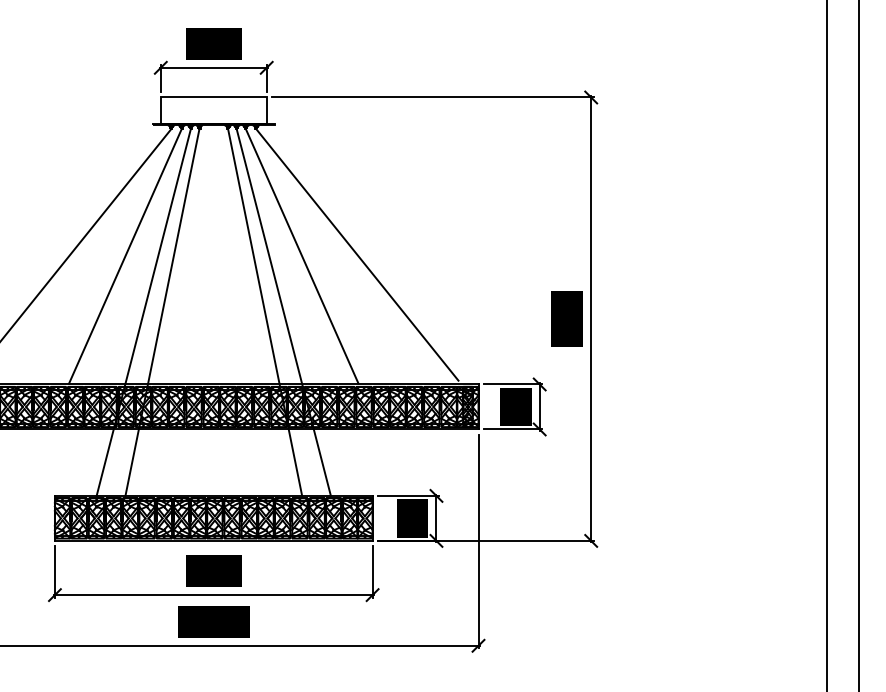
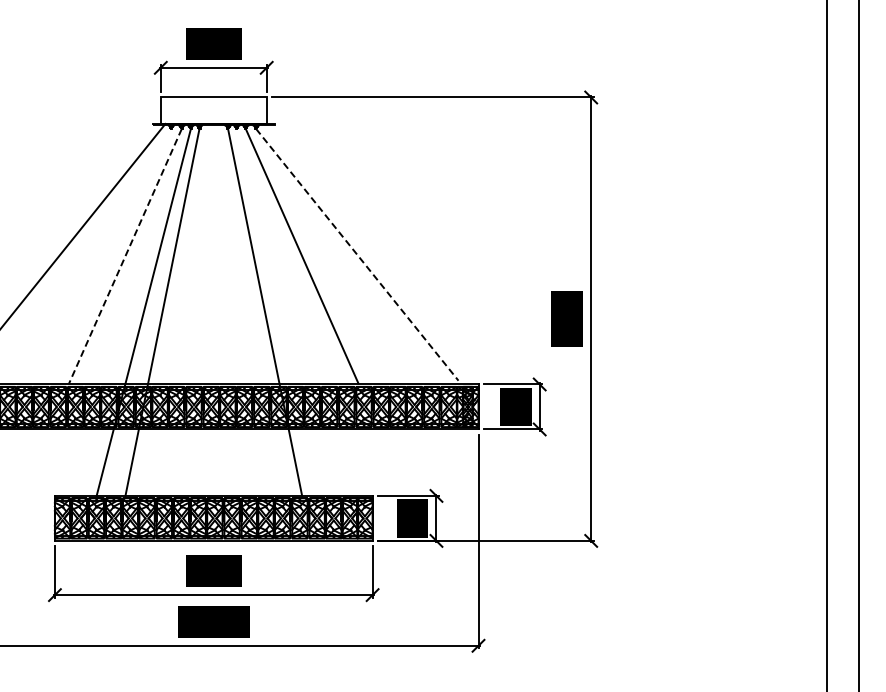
line position: (86, 233) -> (83, 224) (83, 224)
line: solid -> dashed (357, 254)
line: solid -> dashed (125, 256)
line: present -> none (283, 311)
